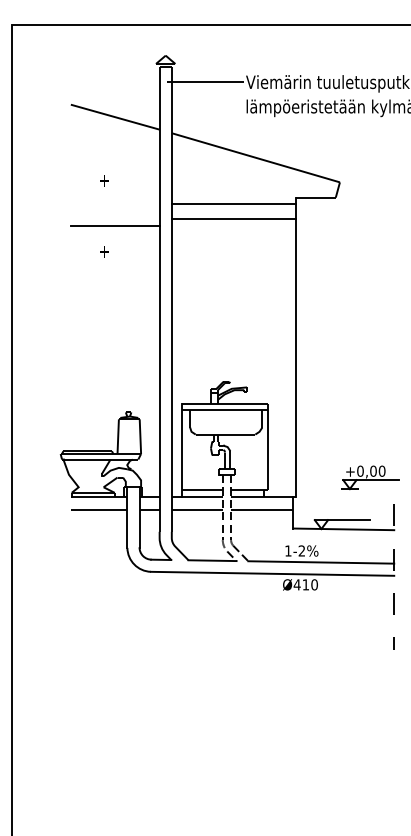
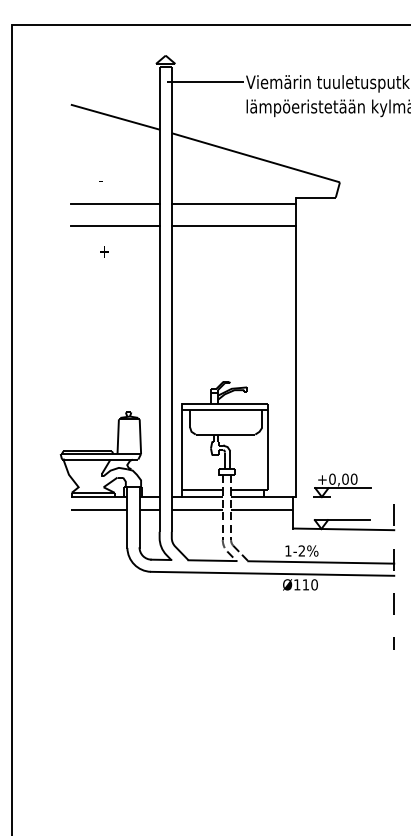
text: + -> - (103, 180)
line: none -> present (114, 203)
line position: (233, 218) -> (233, 225) (233, 225)
part position: (370, 477) -> (342, 485) (342, 485)
text: Ø410 -> Ø110 (296, 584)
